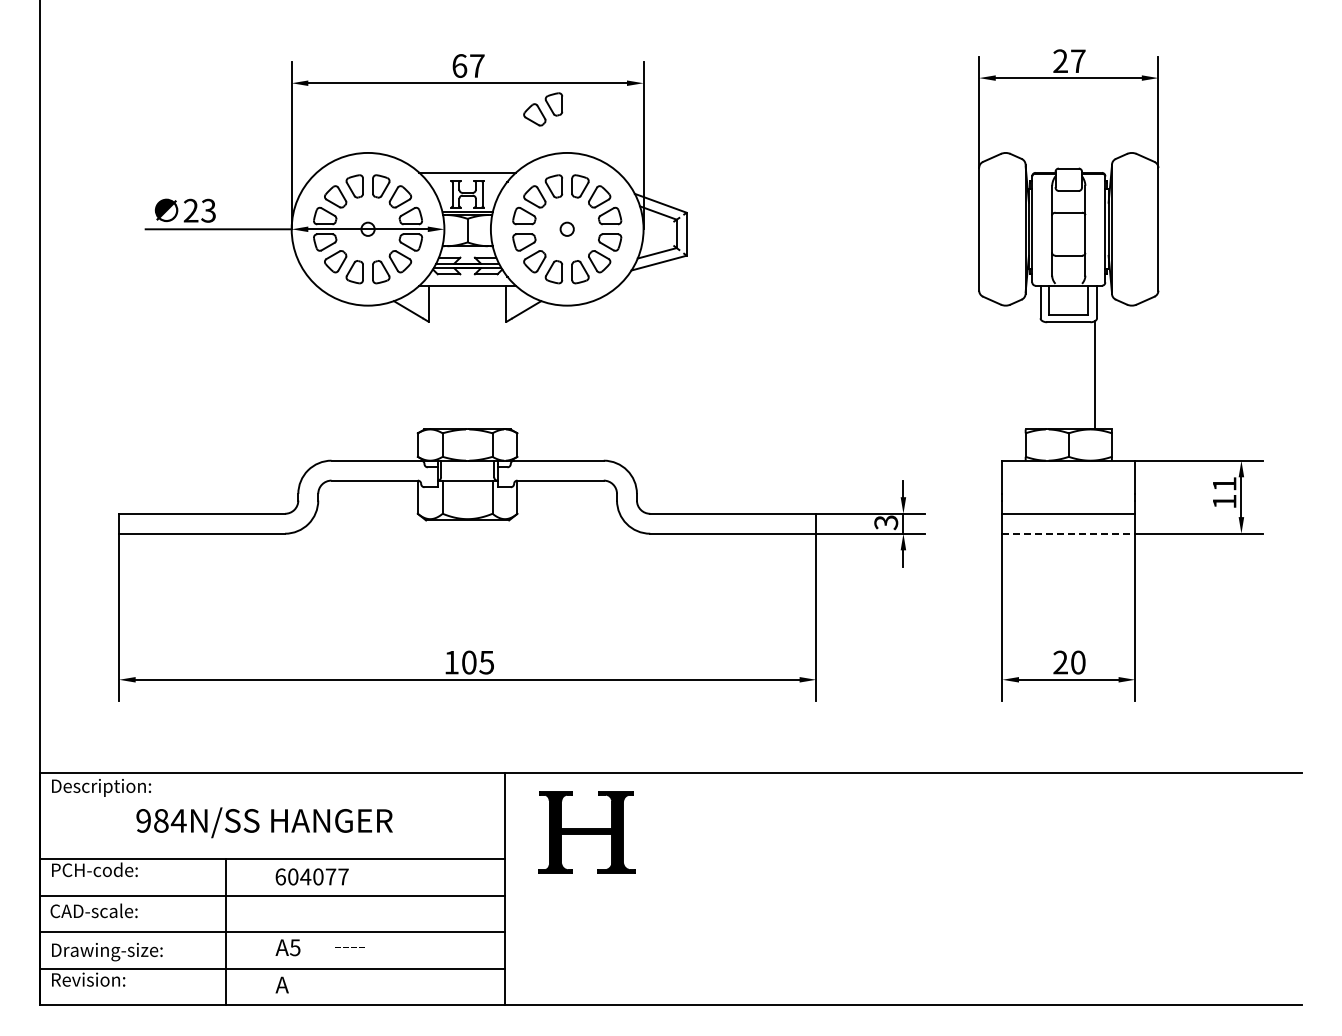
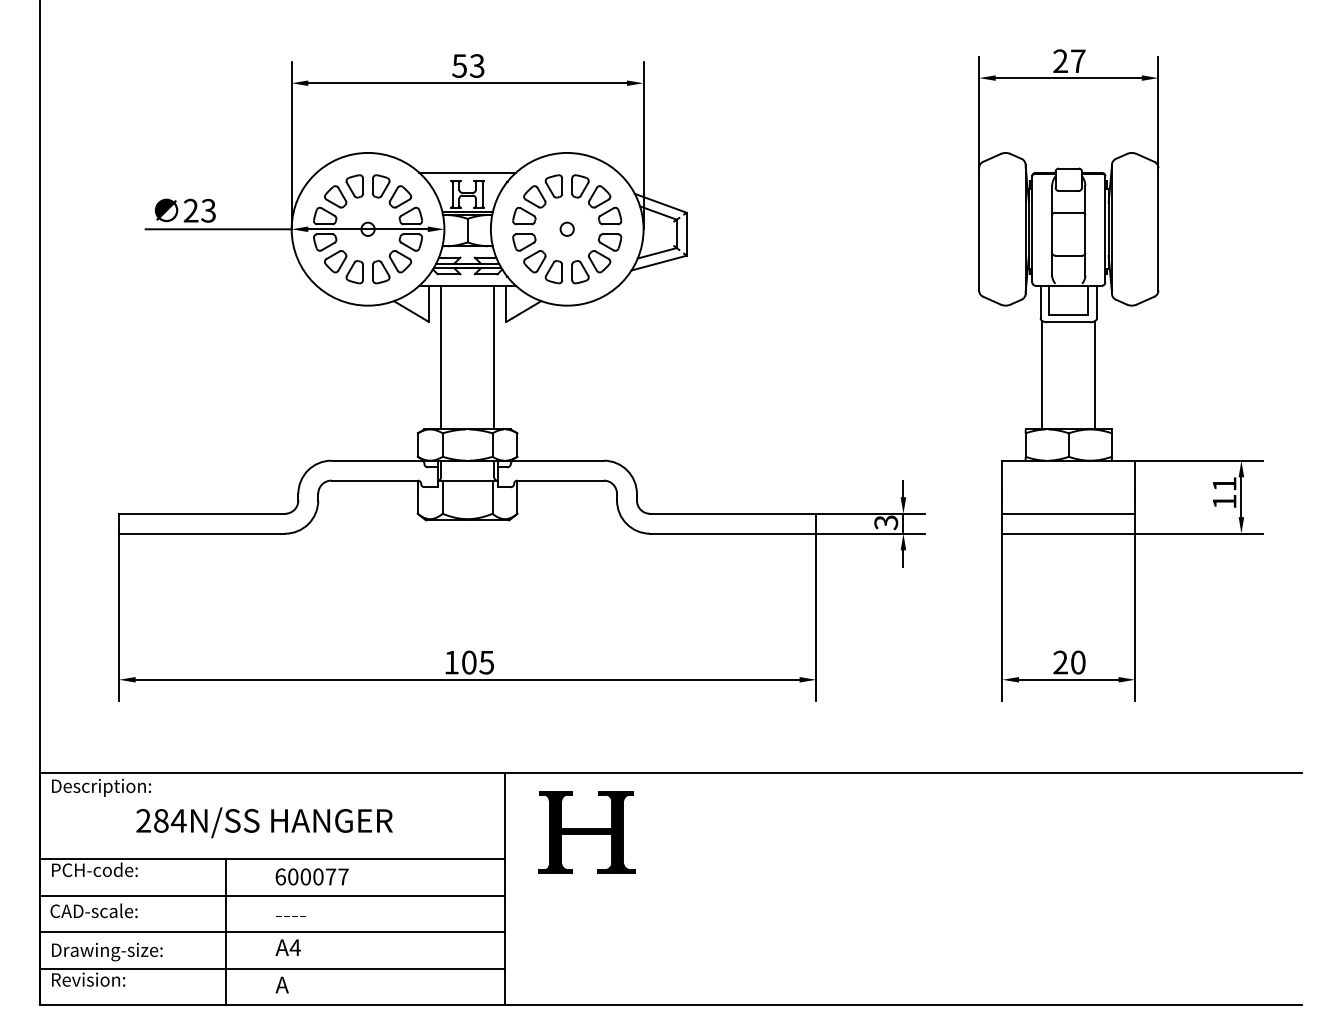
text: 67 -> 53 (468, 65)
part: present -> none (543, 109)
line: none -> present (441, 357)
line: none -> present (494, 357)
line: none -> present (1042, 374)
line: dashed -> solid (1069, 533)
text: 984N/SS -> 284N/SS (143, 820)
text: 604077 -> 600077 (305, 876)
text: A5 -> A4 (294, 947)
text position: (349, 947) -> (290, 916) (290, 916)
